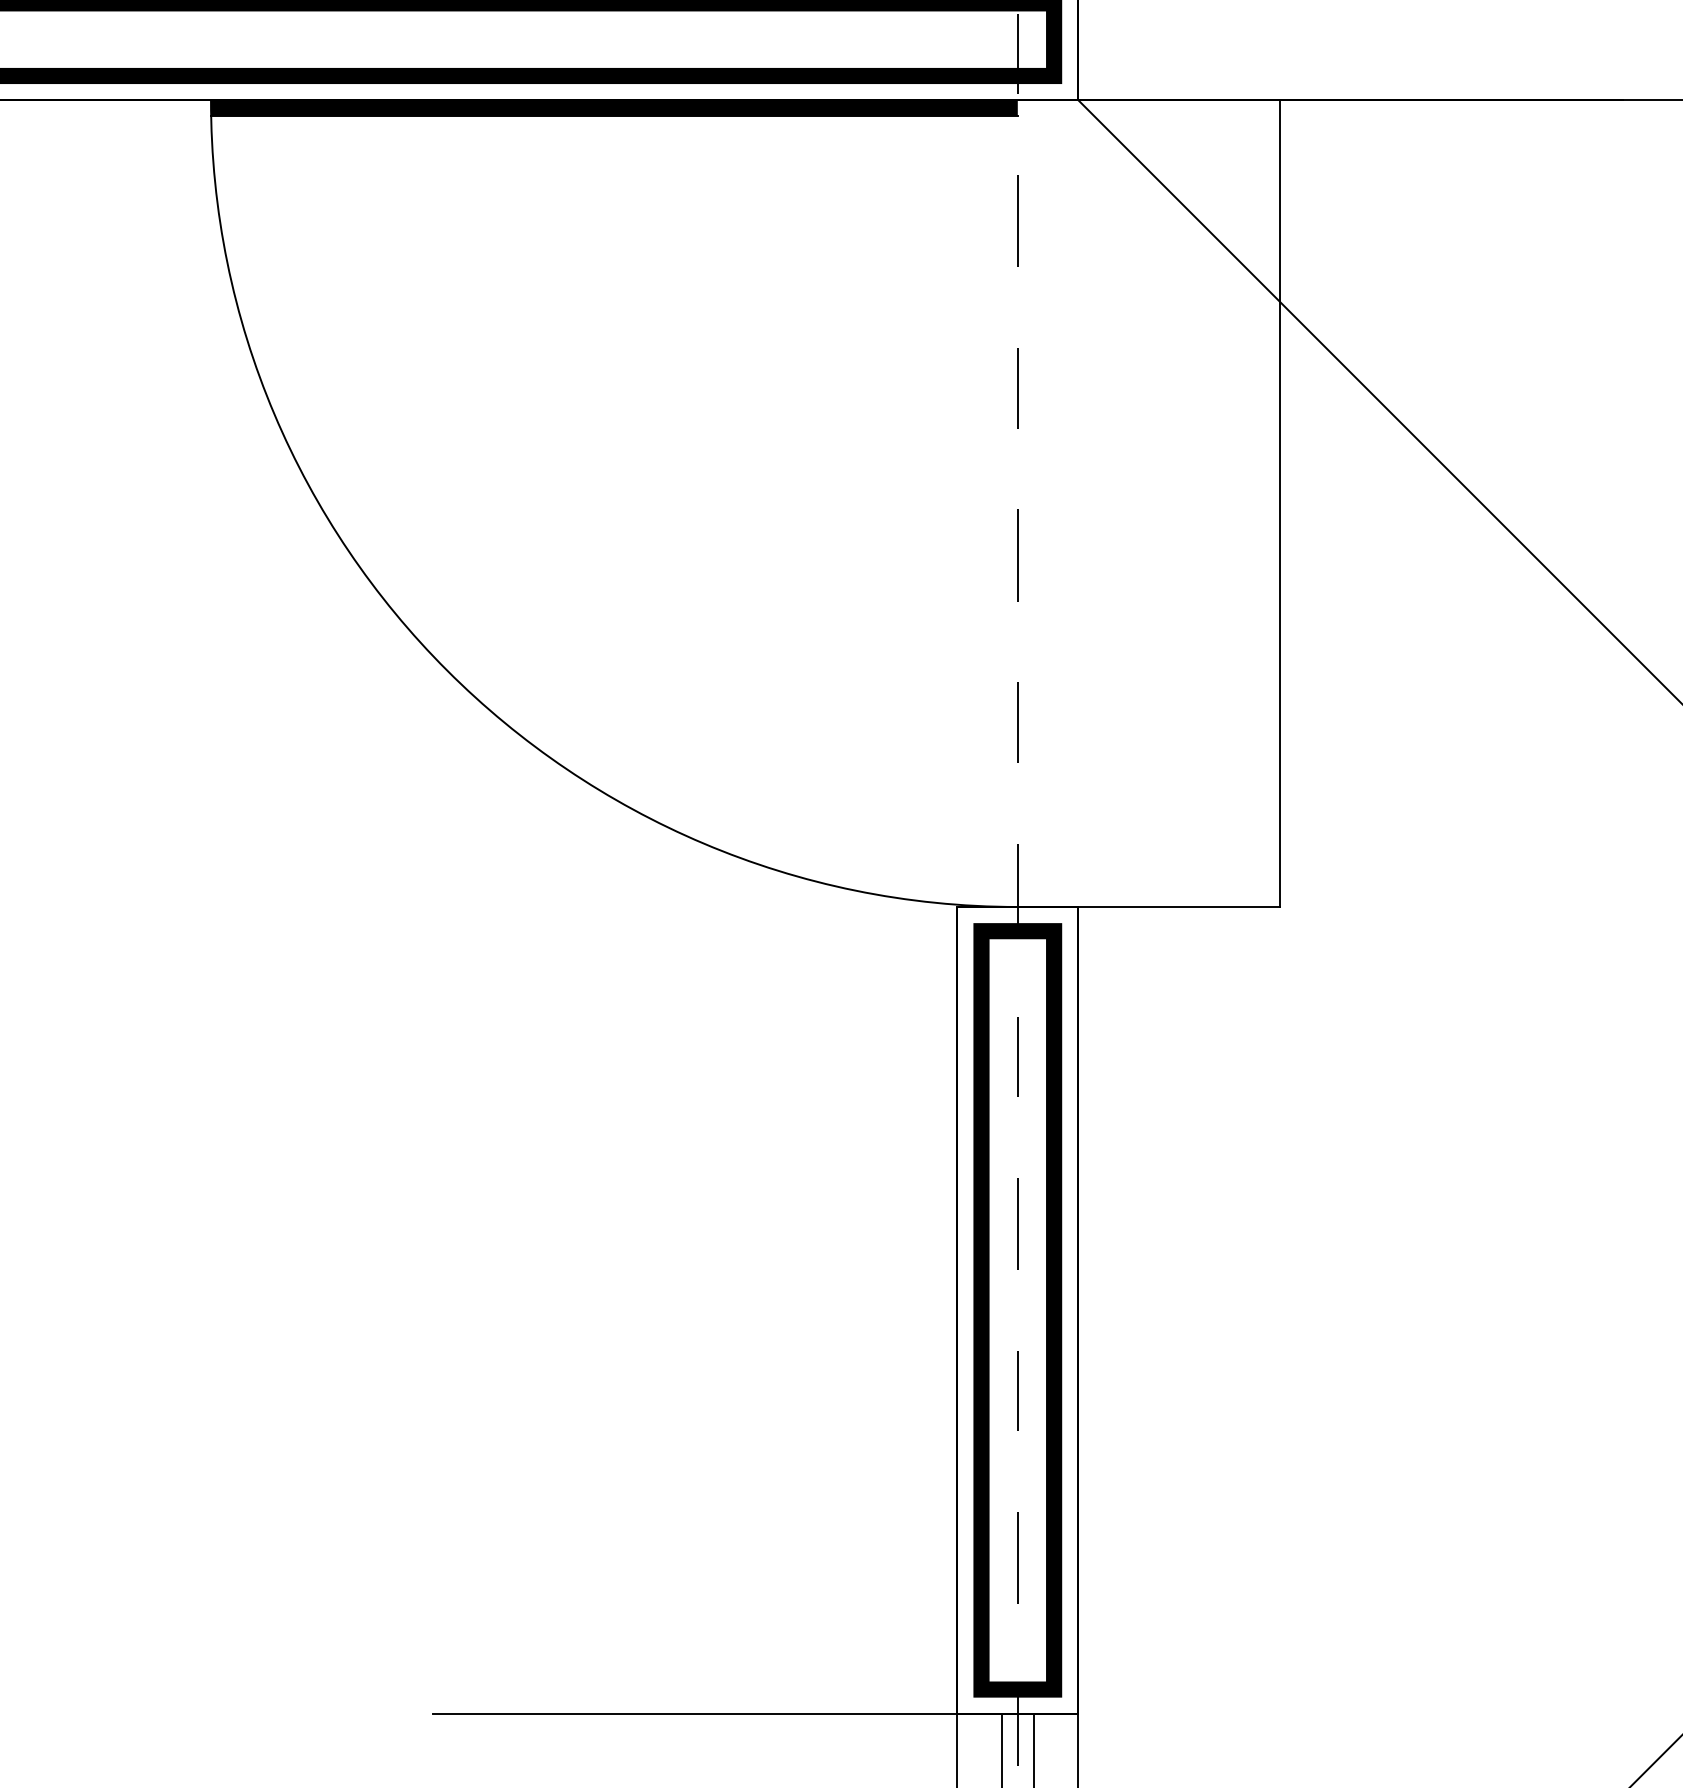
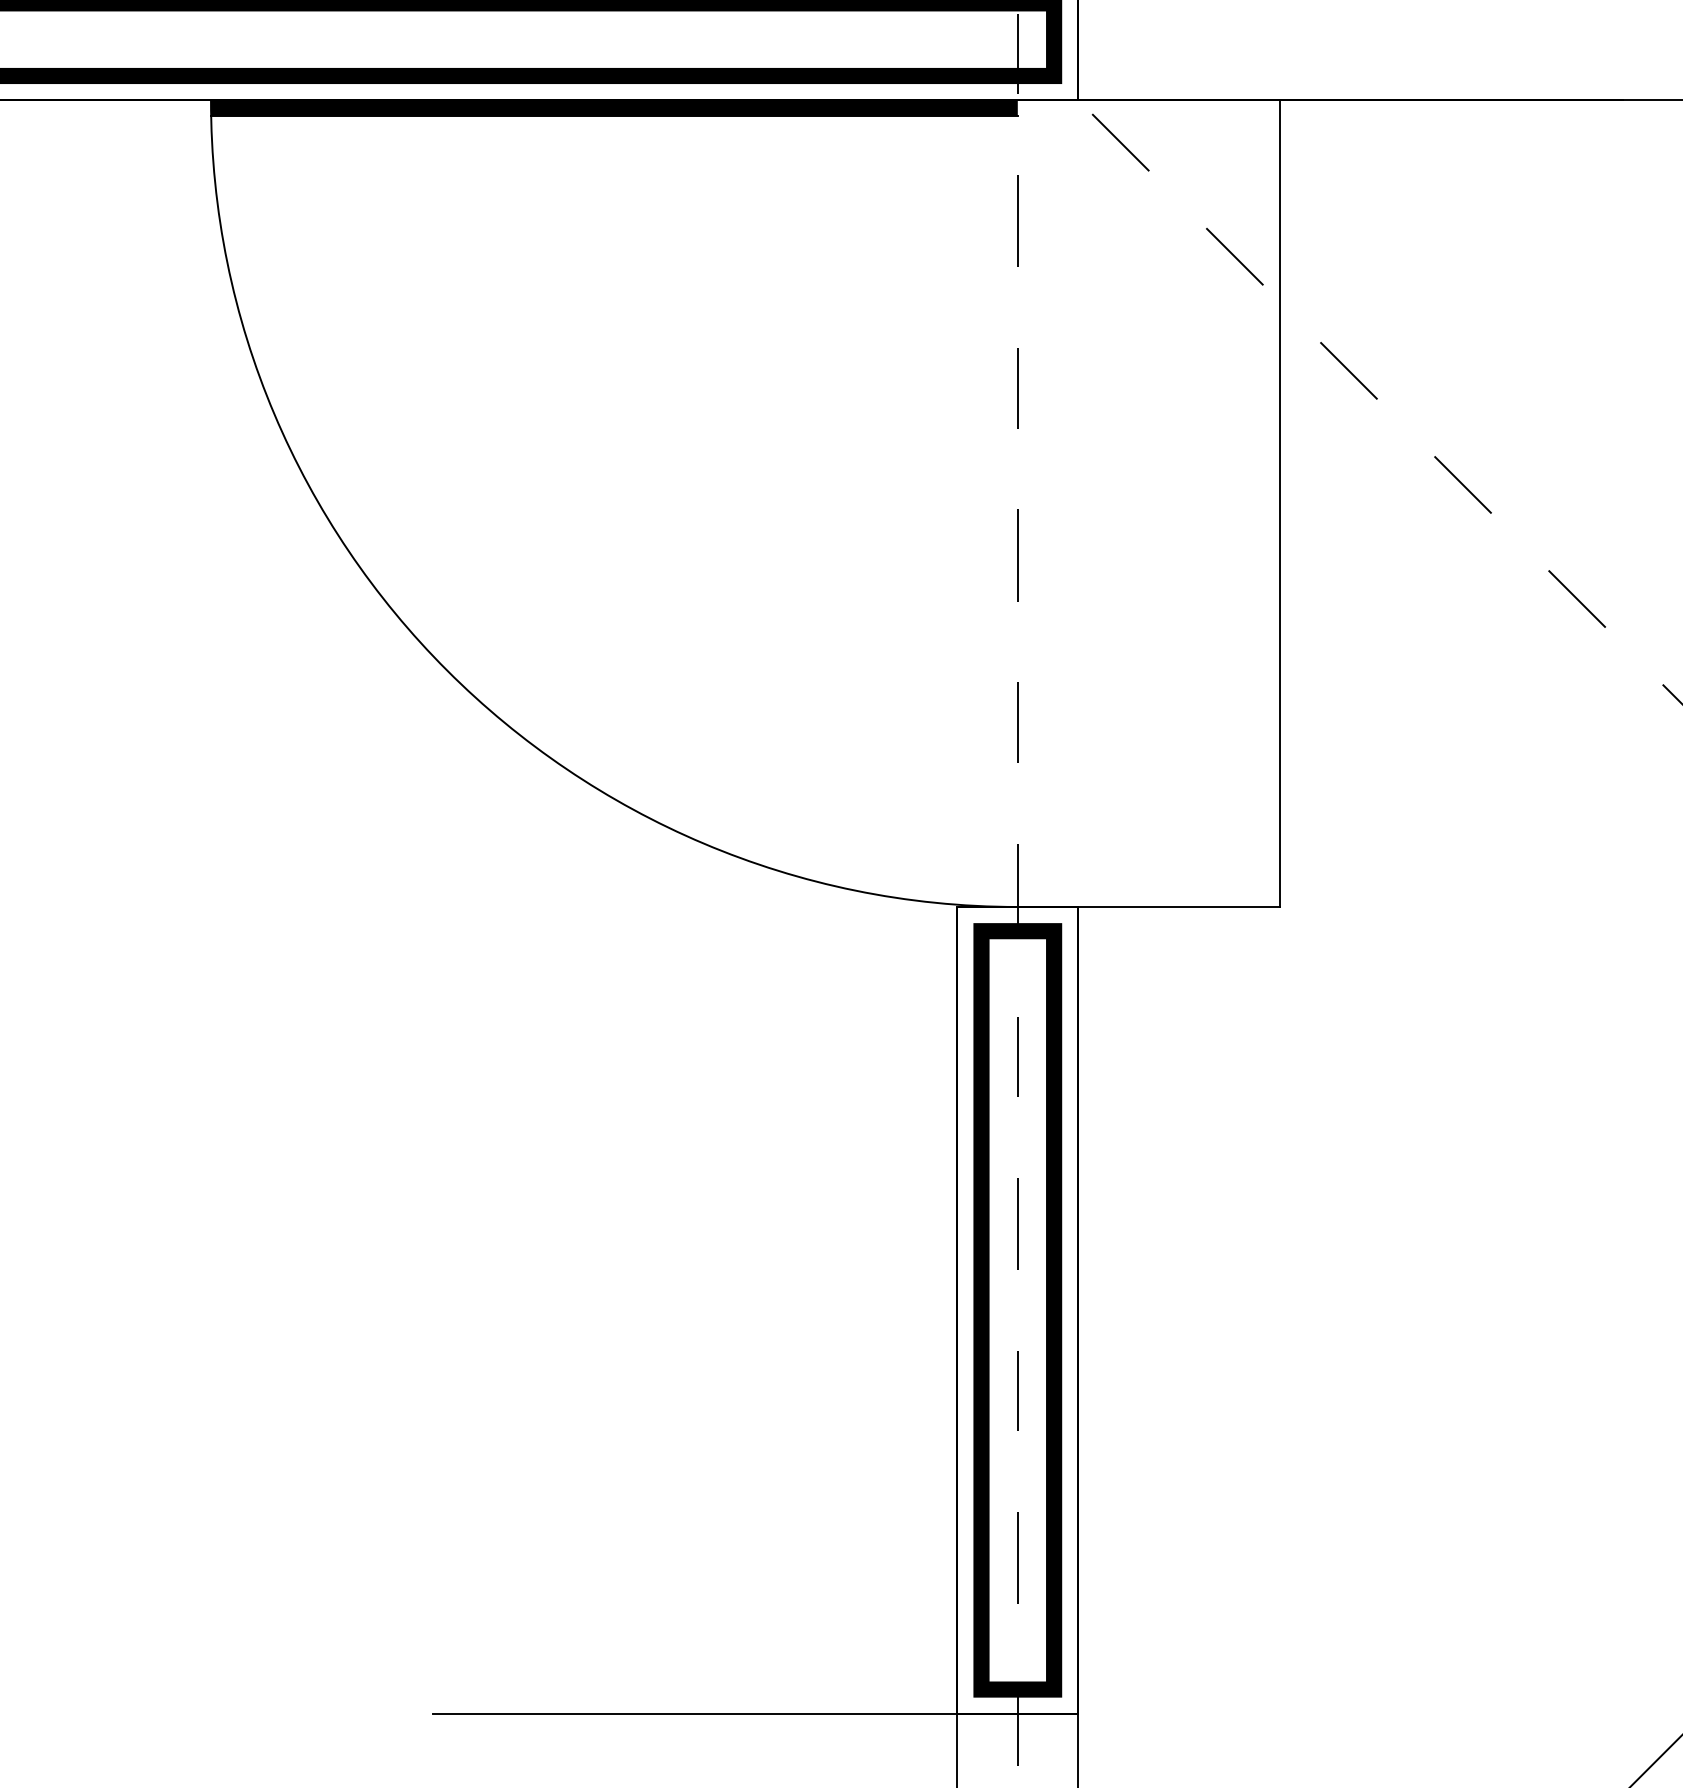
line: solid -> dashed (1380, 402)
line: present -> none (1001, 1748)
line: present -> none (1033, 1748)
